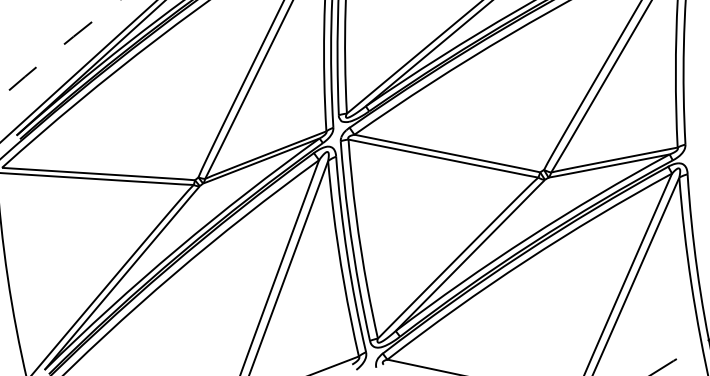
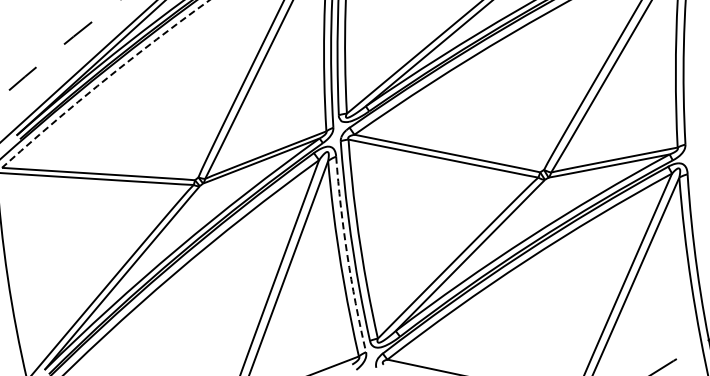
arc: solid -> dashed (104, 80)
arc: solid -> dashed (347, 255)
